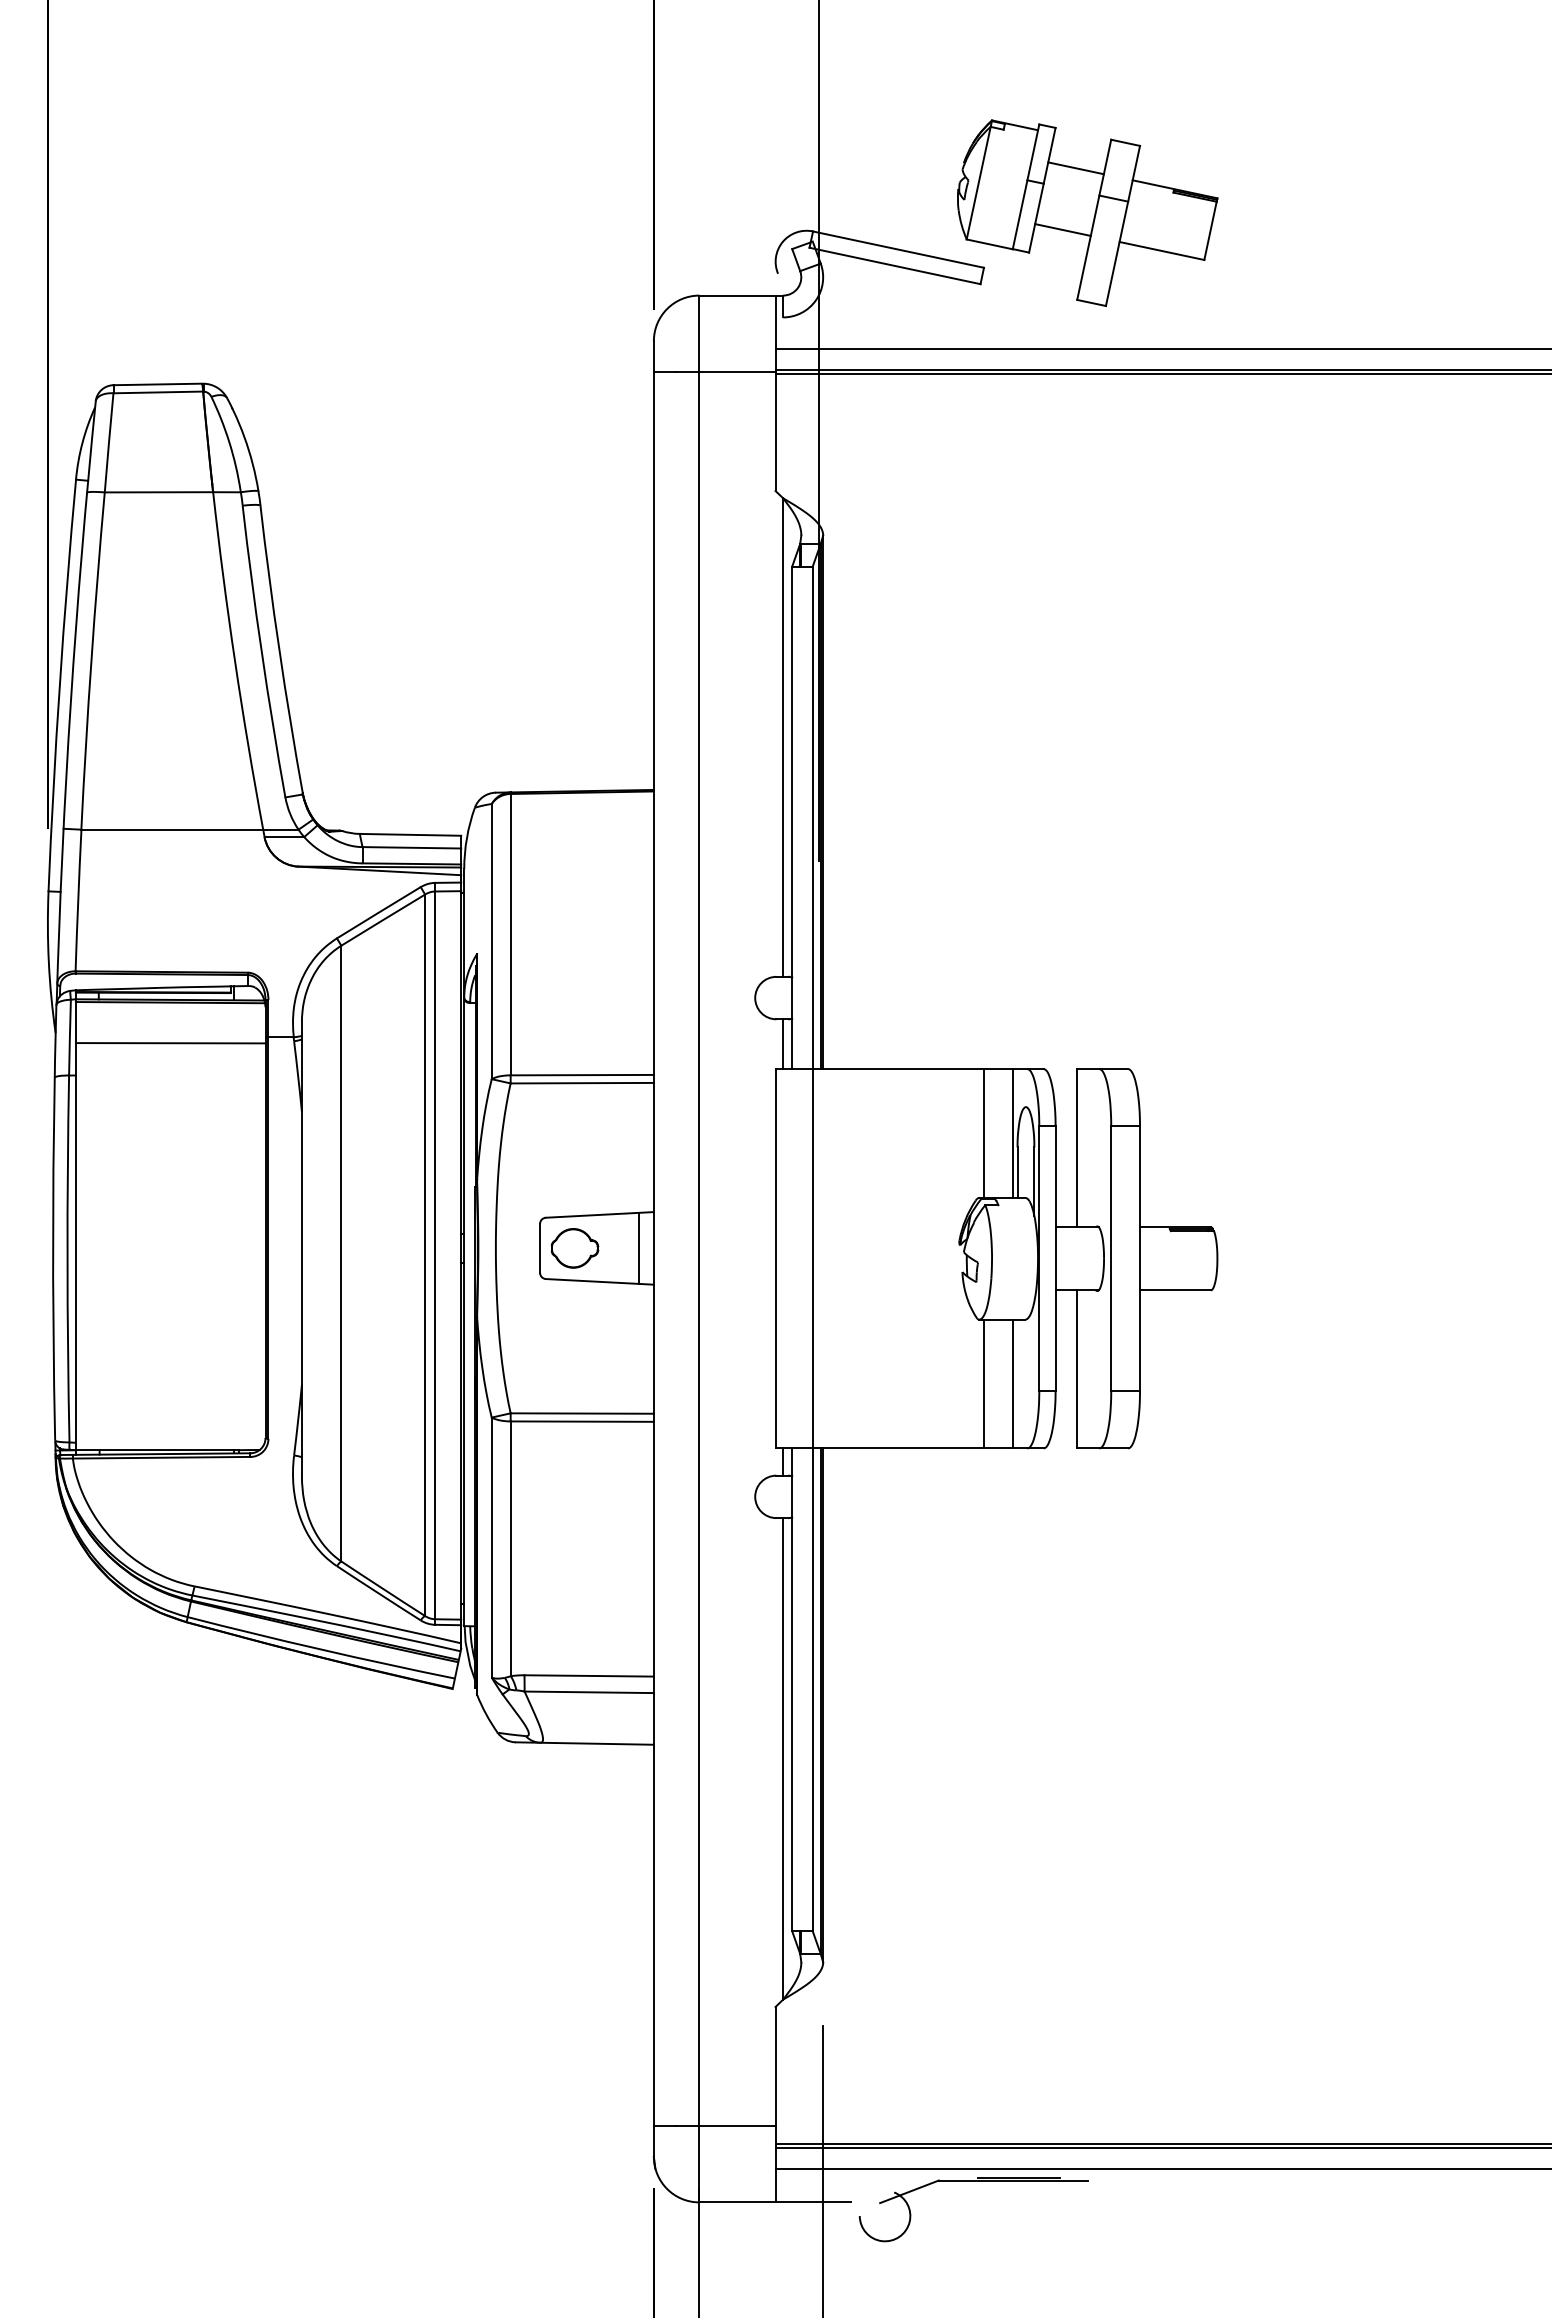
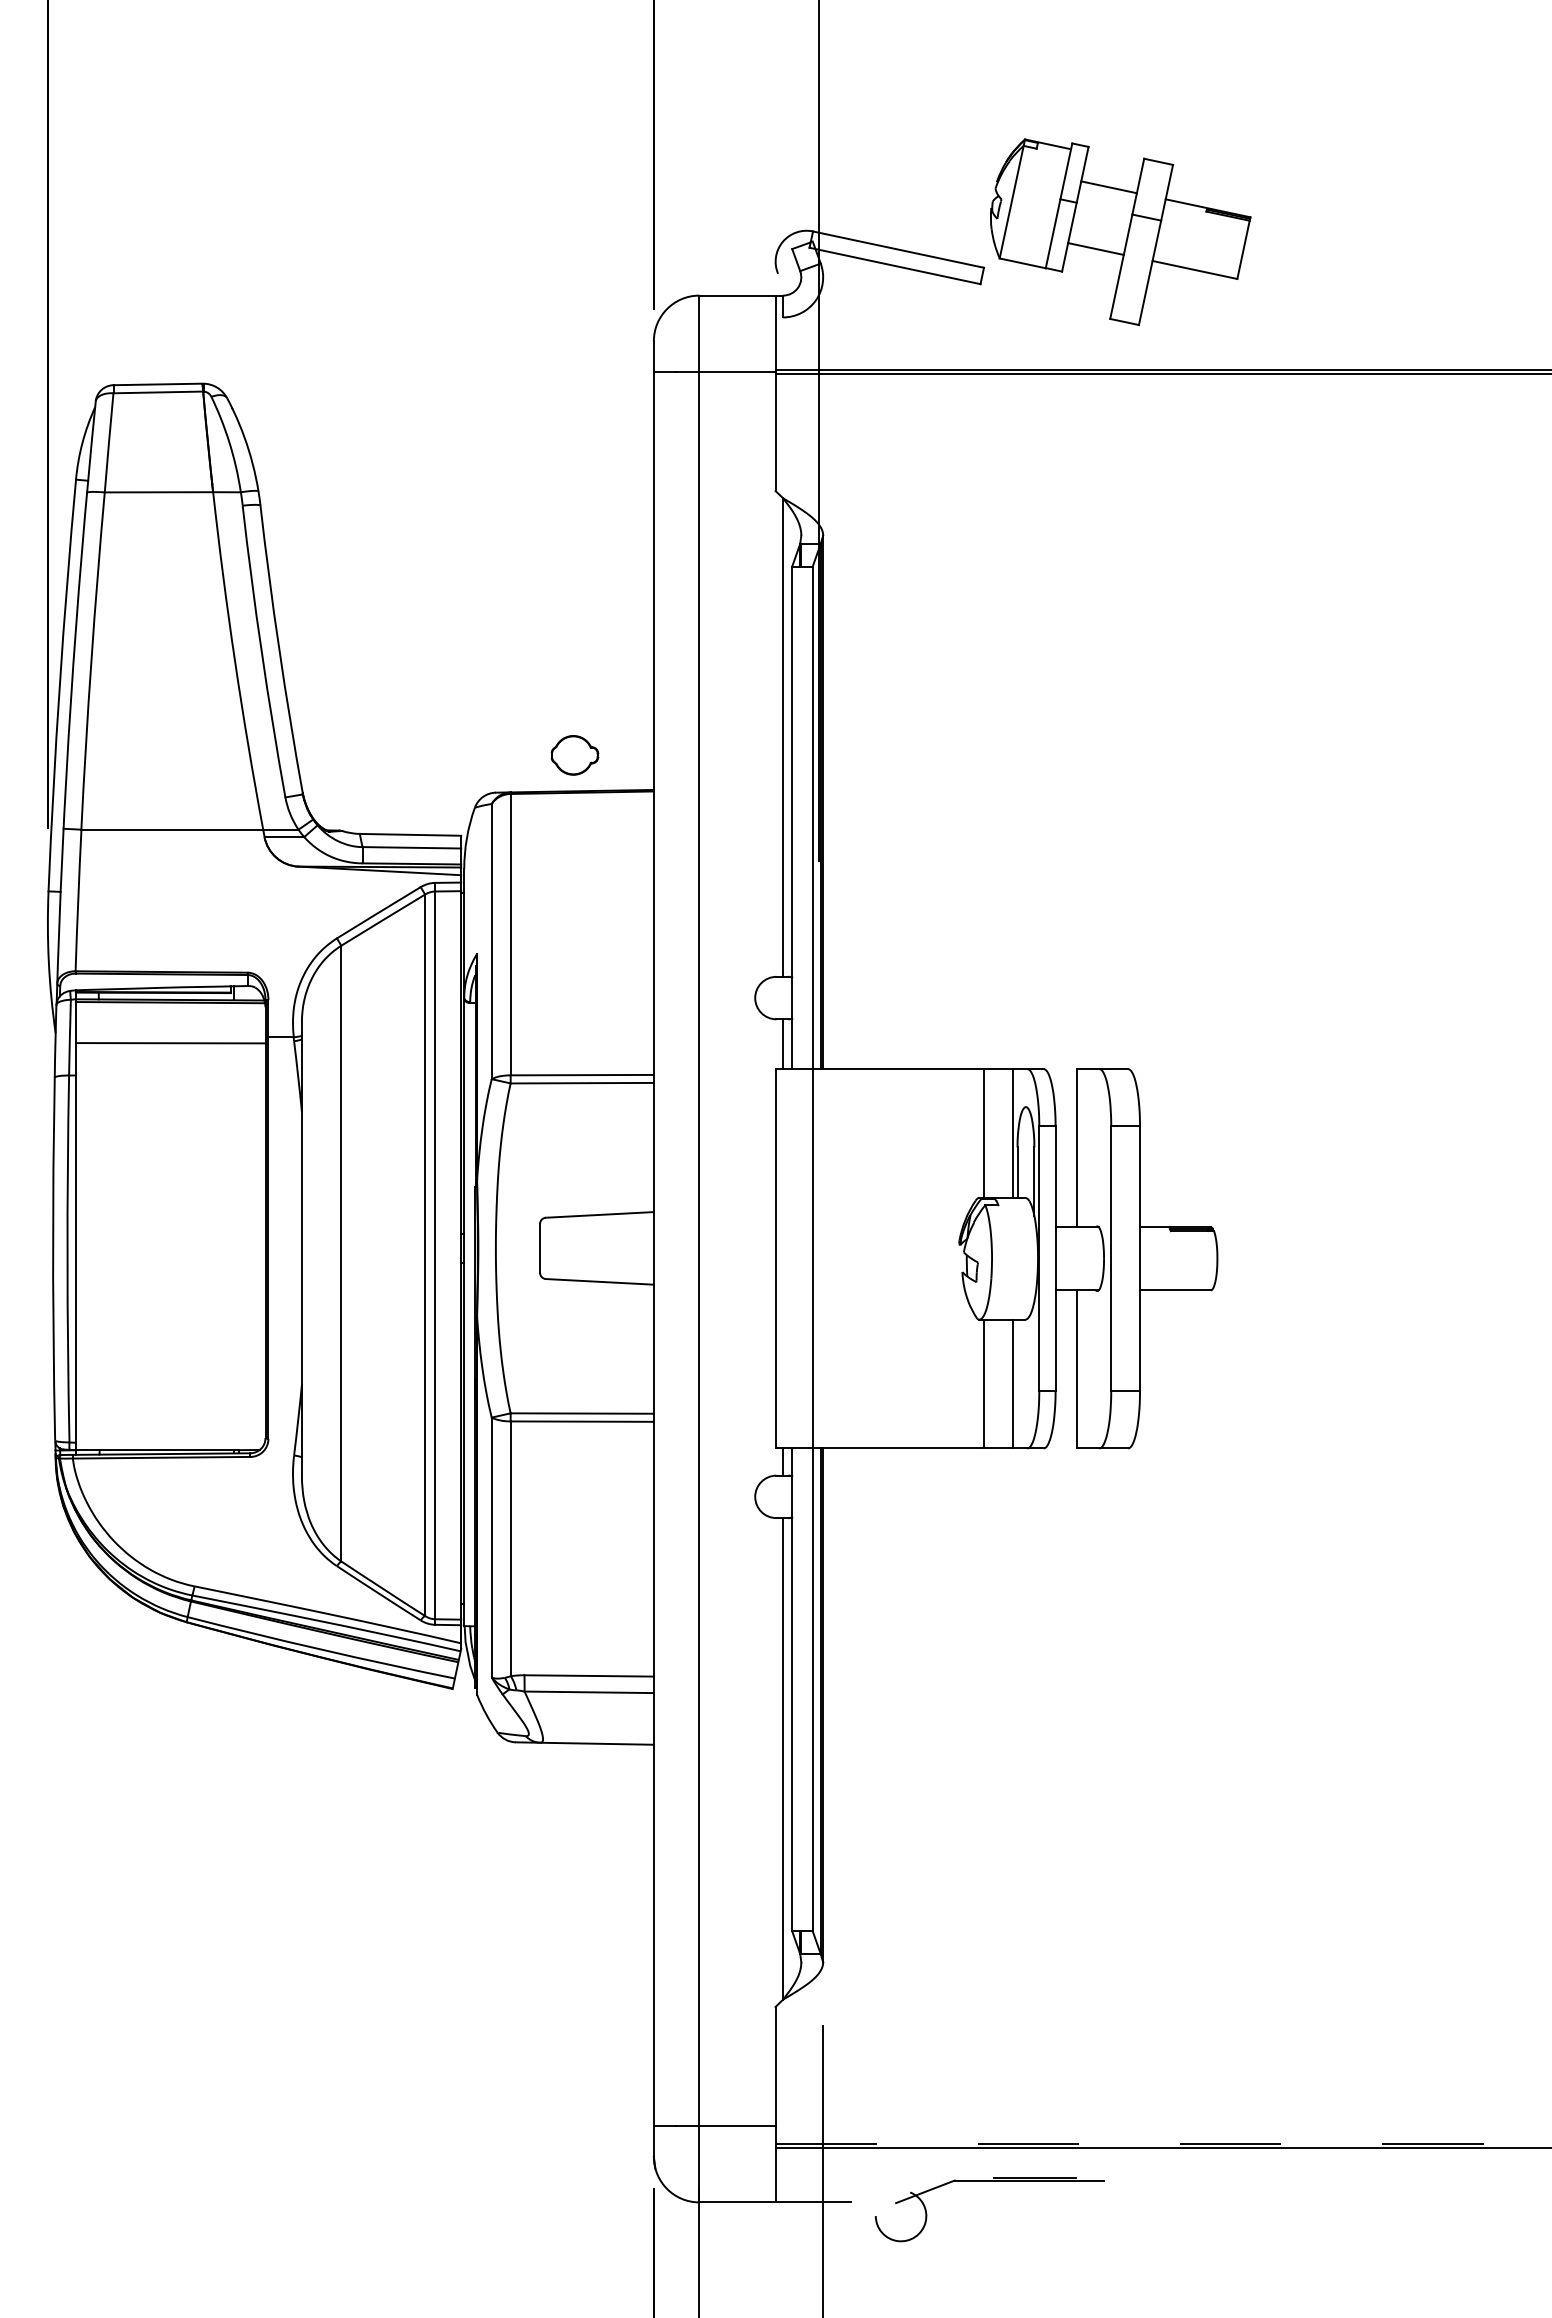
part position: (1087, 212) -> (1120, 231) (1120, 231)
line: present -> none (1161, 348)
line: present -> none (638, 1247)
part position: (574, 1248) -> (574, 755) (574, 755)
line: solid -> dashed (1163, 2143)
line: present -> none (1161, 2169)
part position: (973, 2181) -> (989, 2181) (989, 2181)
